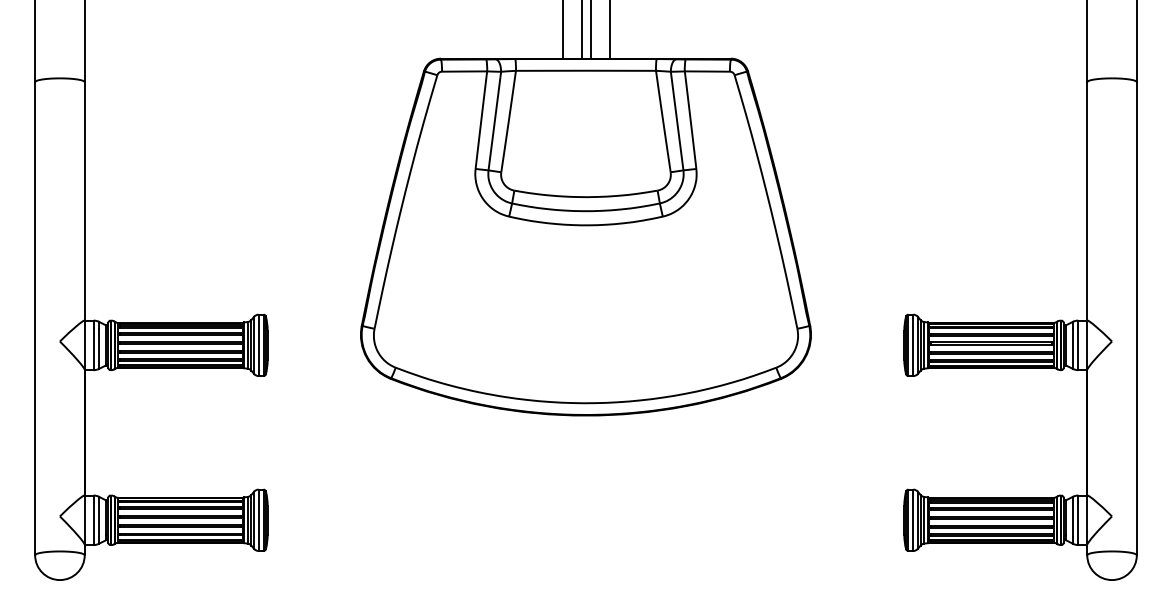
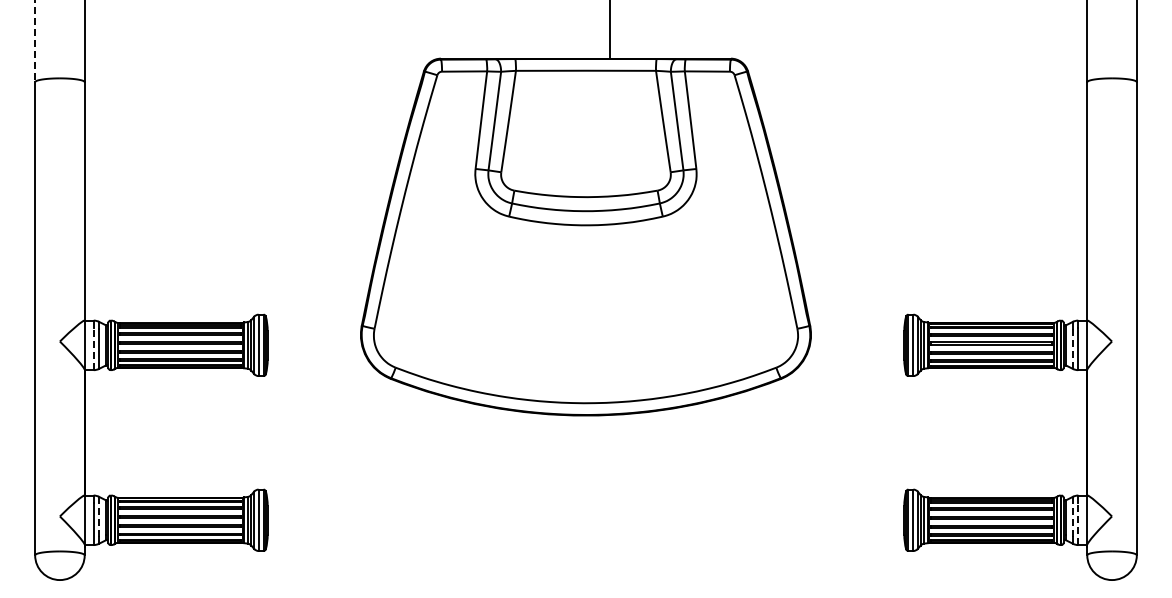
line: present -> none (562, 30)
line: present -> none (581, 30)
line: present -> none (591, 30)
line: solid -> dashed (35, 41)
line: solid -> dashed (93, 349)
line: solid -> dashed (1072, 349)
line: solid -> dashed (99, 517)
line: solid -> dashed (1072, 517)
line: solid -> dashed (1078, 524)
